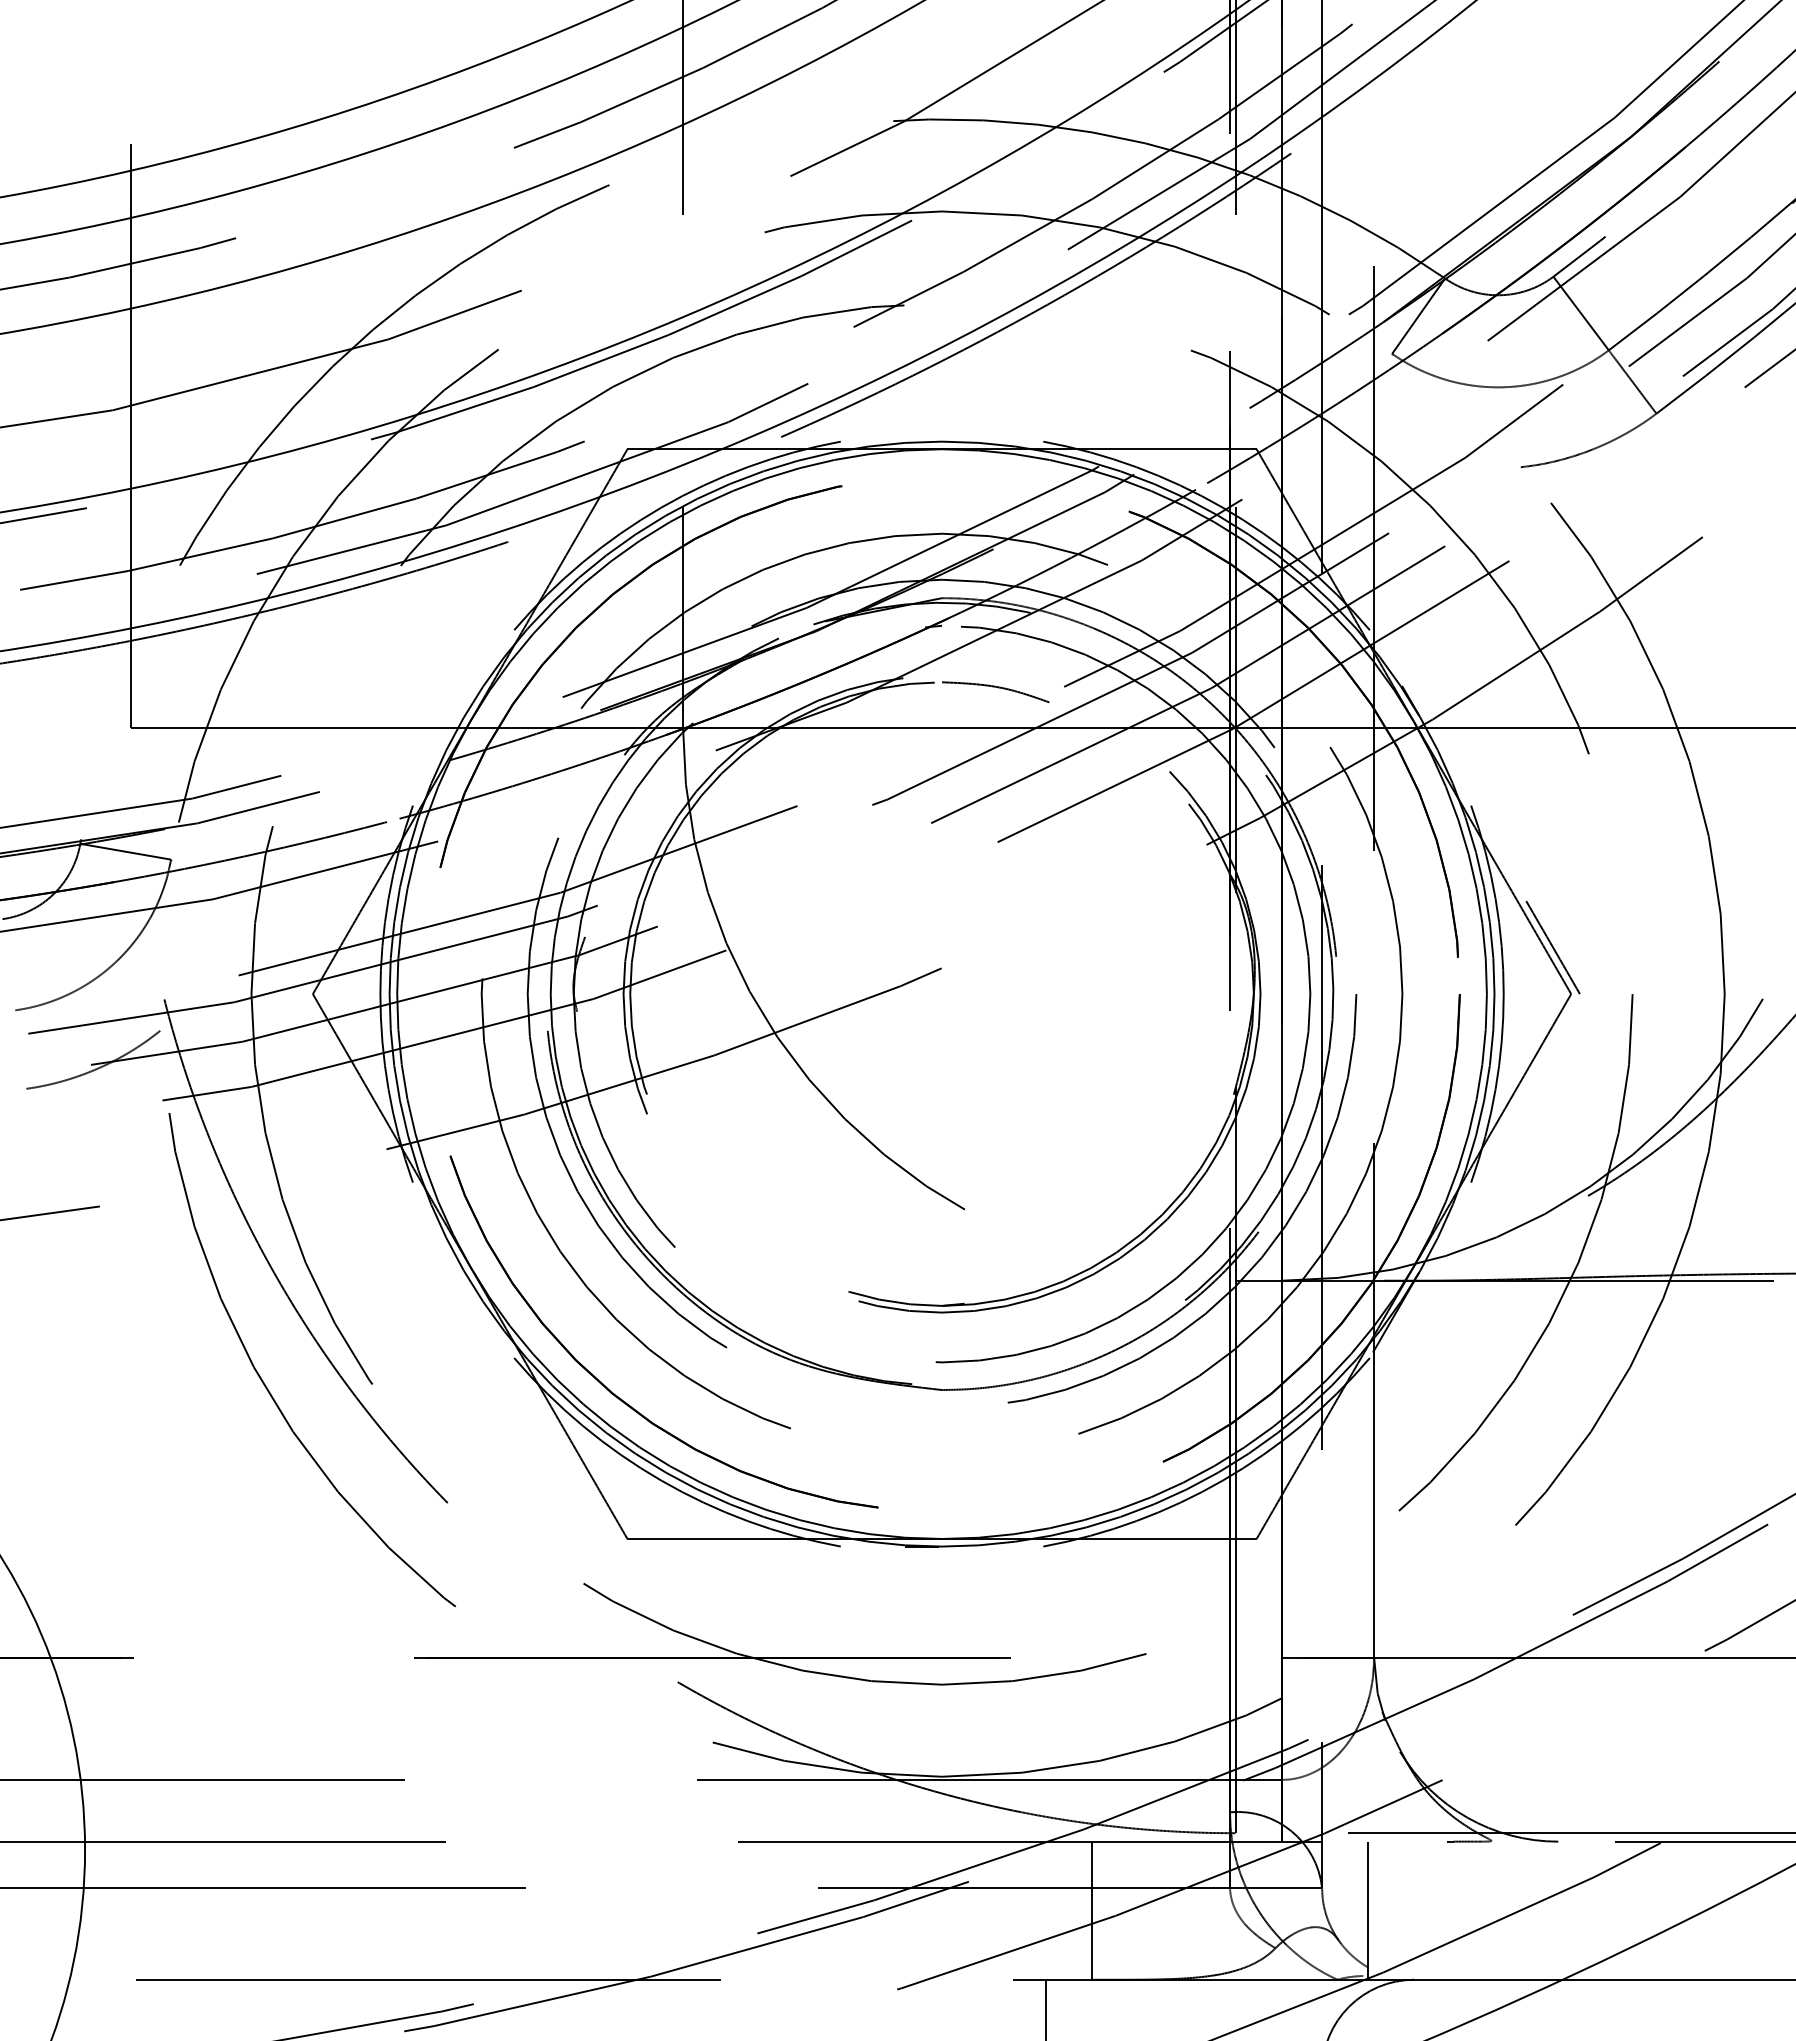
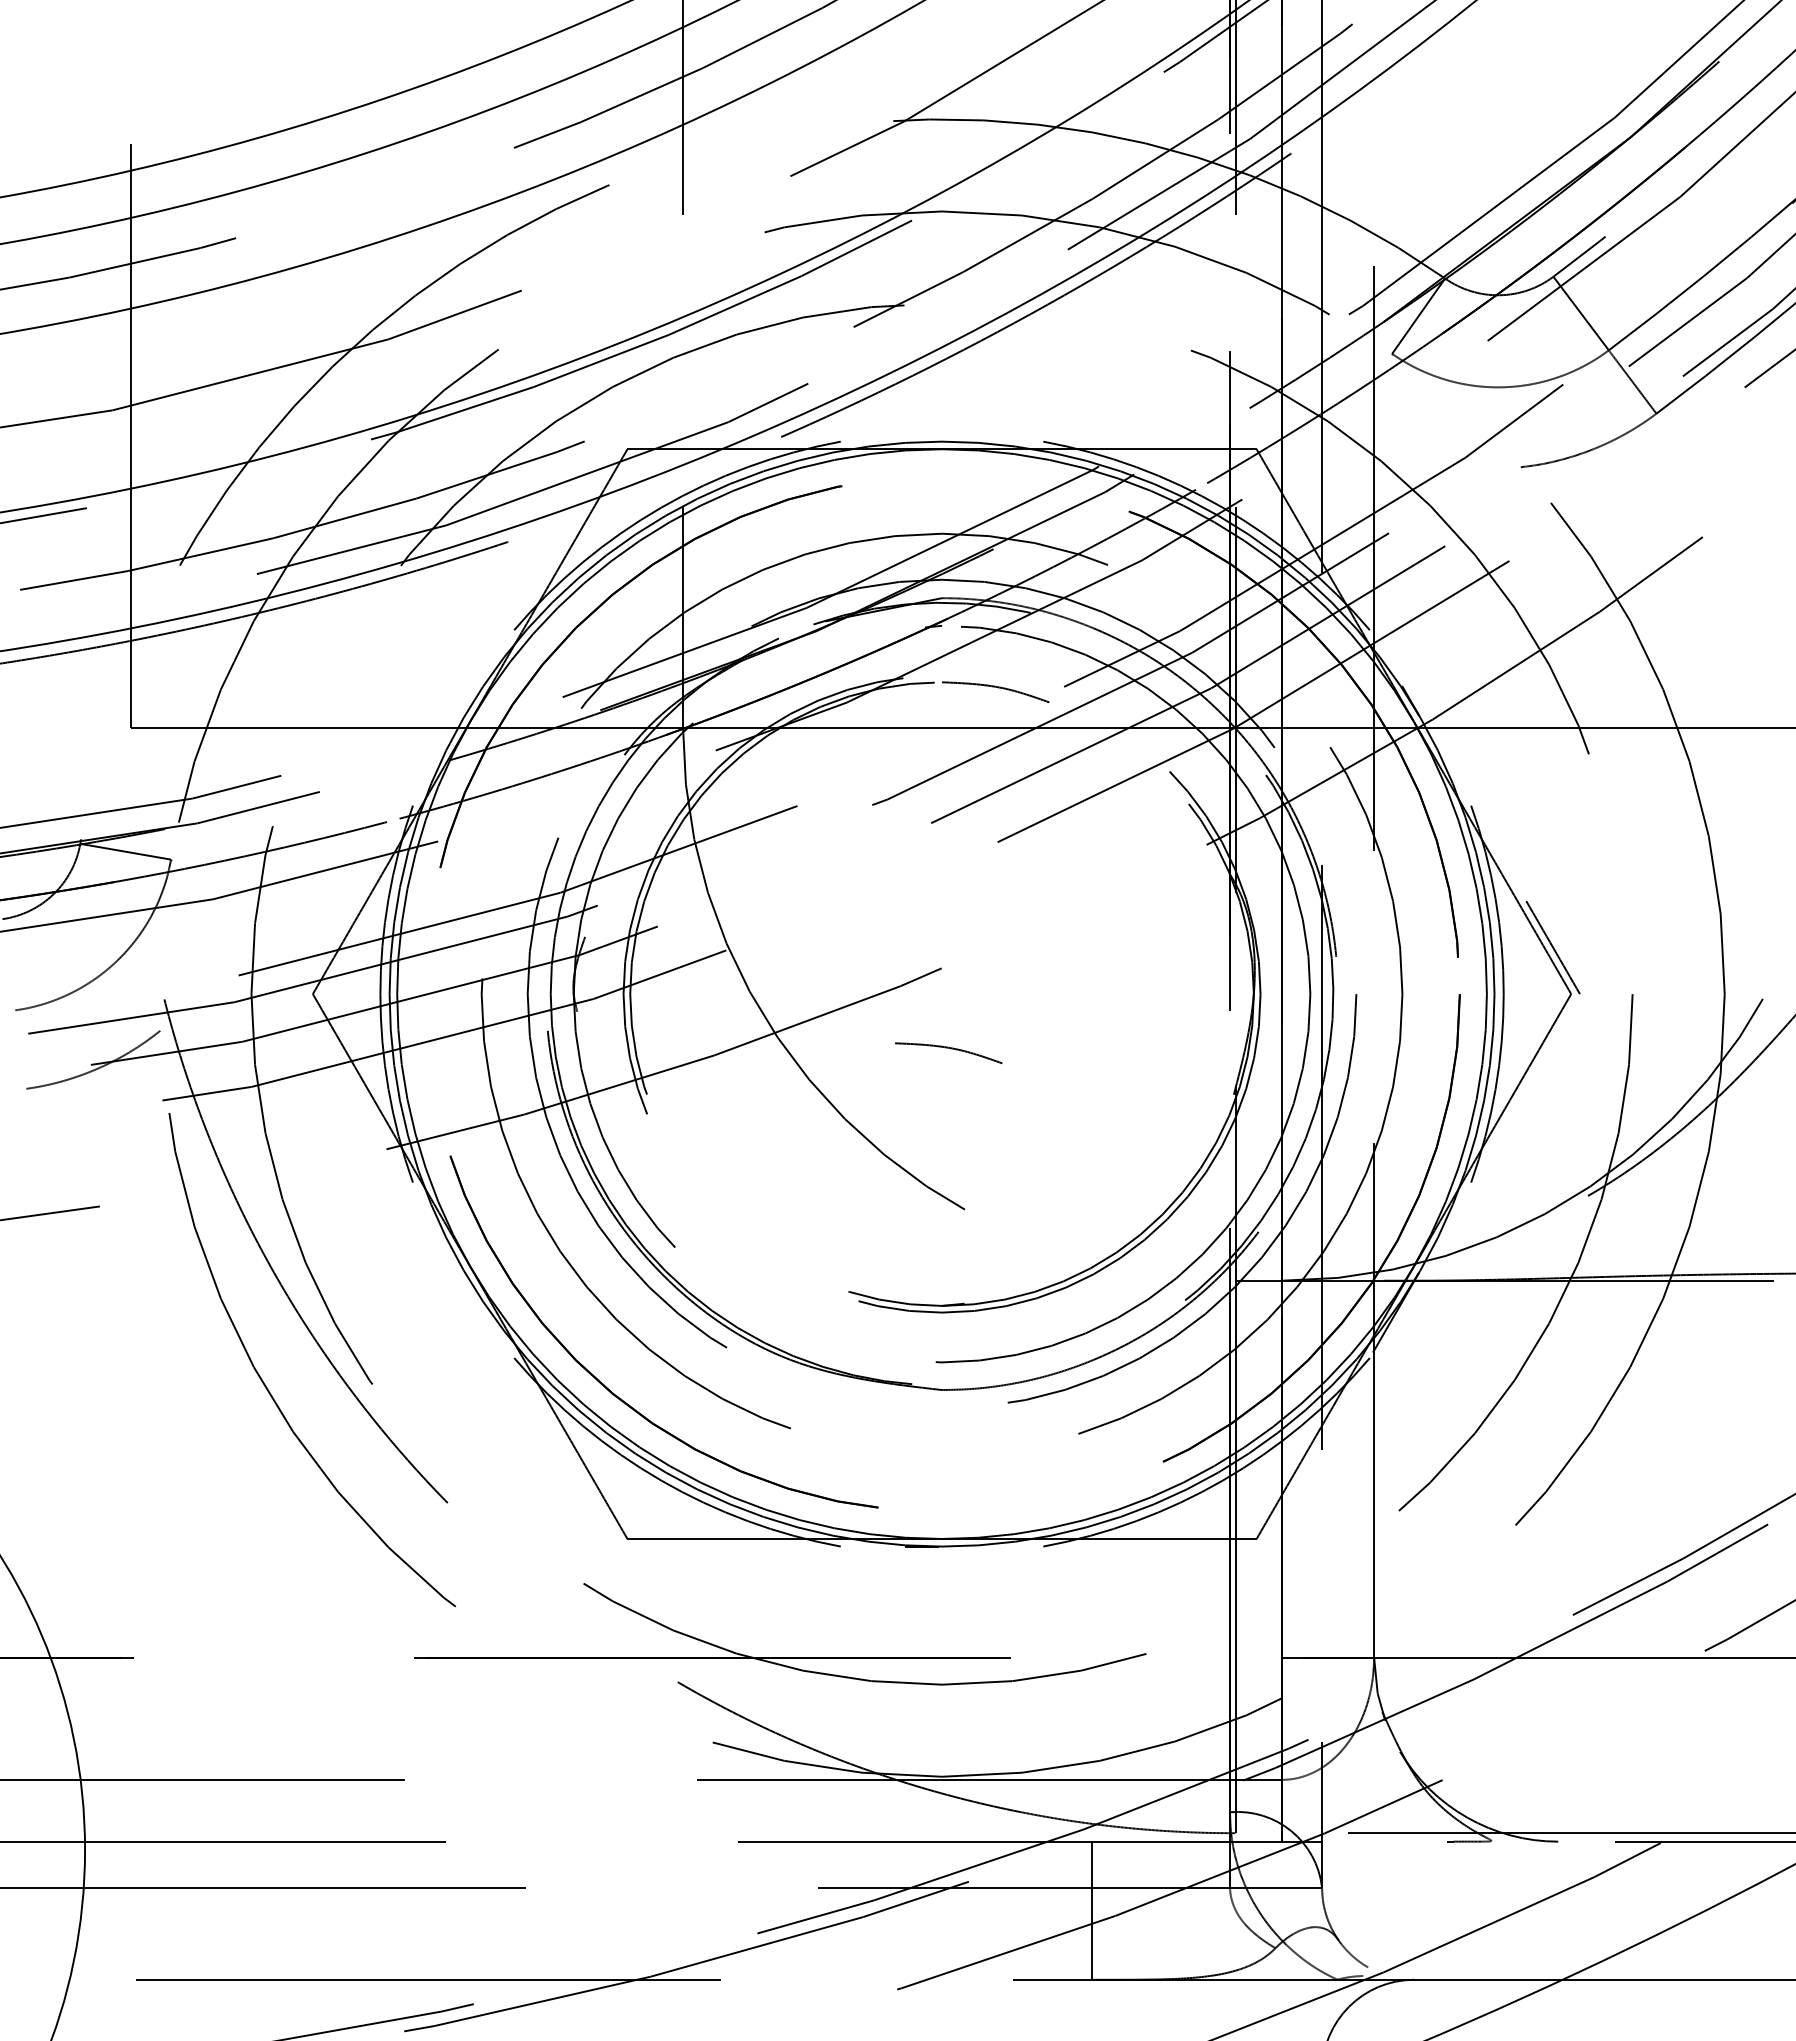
curve: none -> present (948, 1048)
line: present -> none (1368, 1910)
line: present -> none (1045, 2008)
